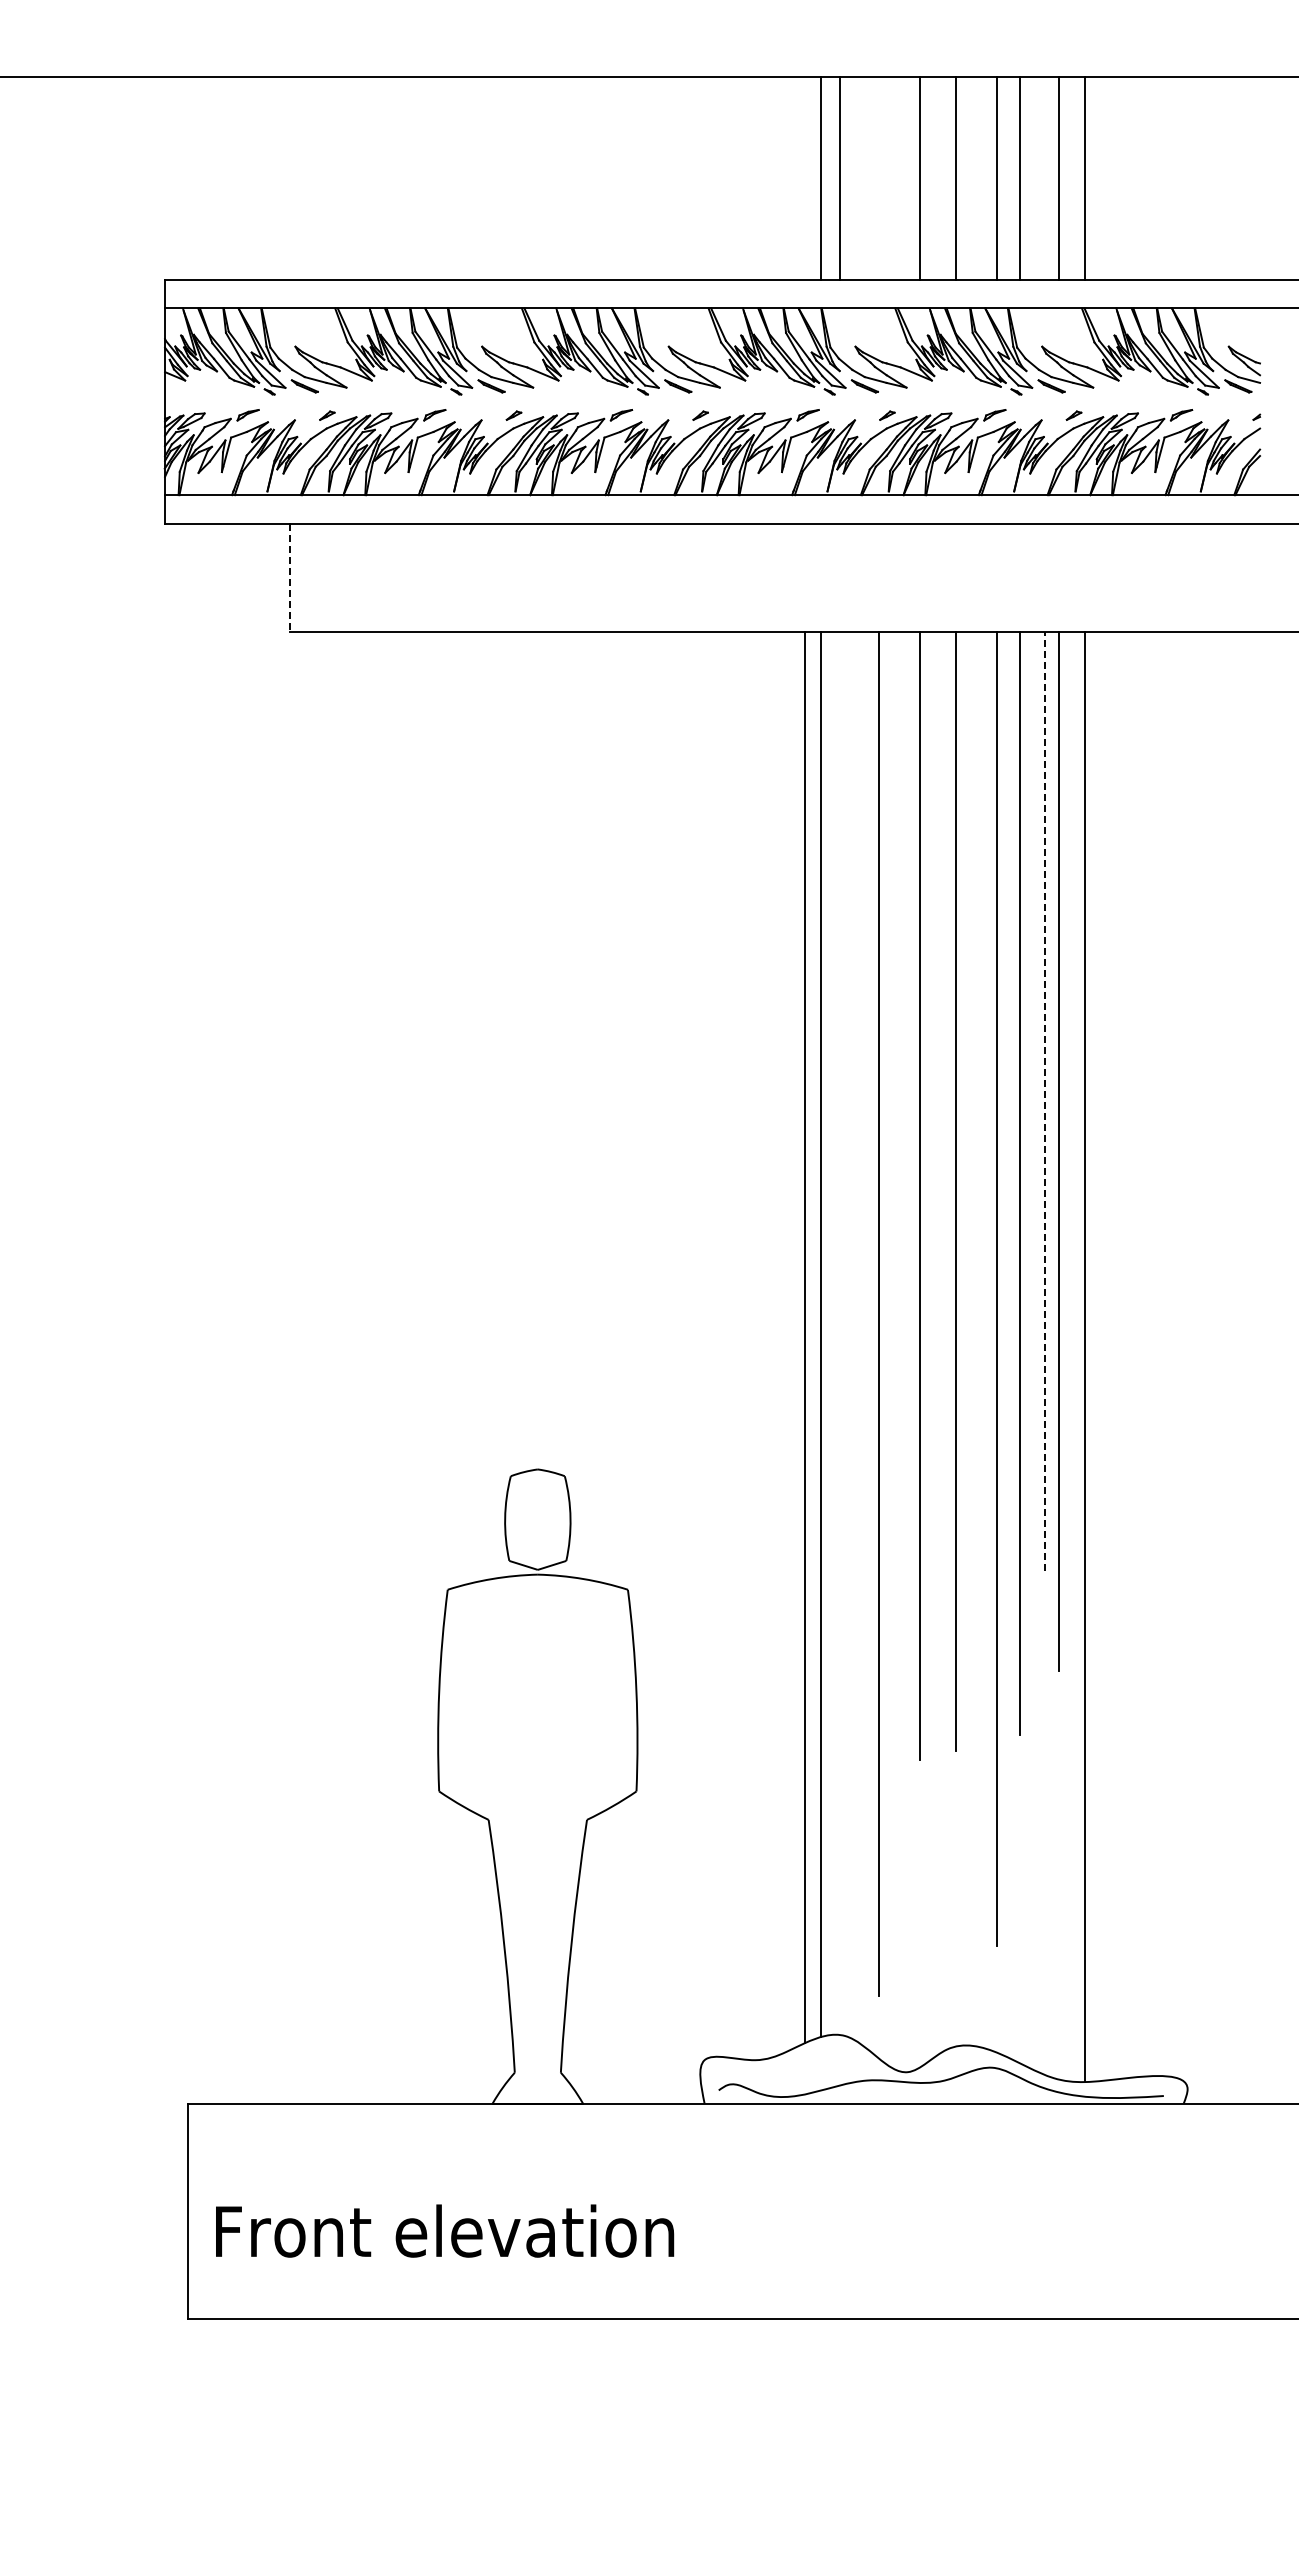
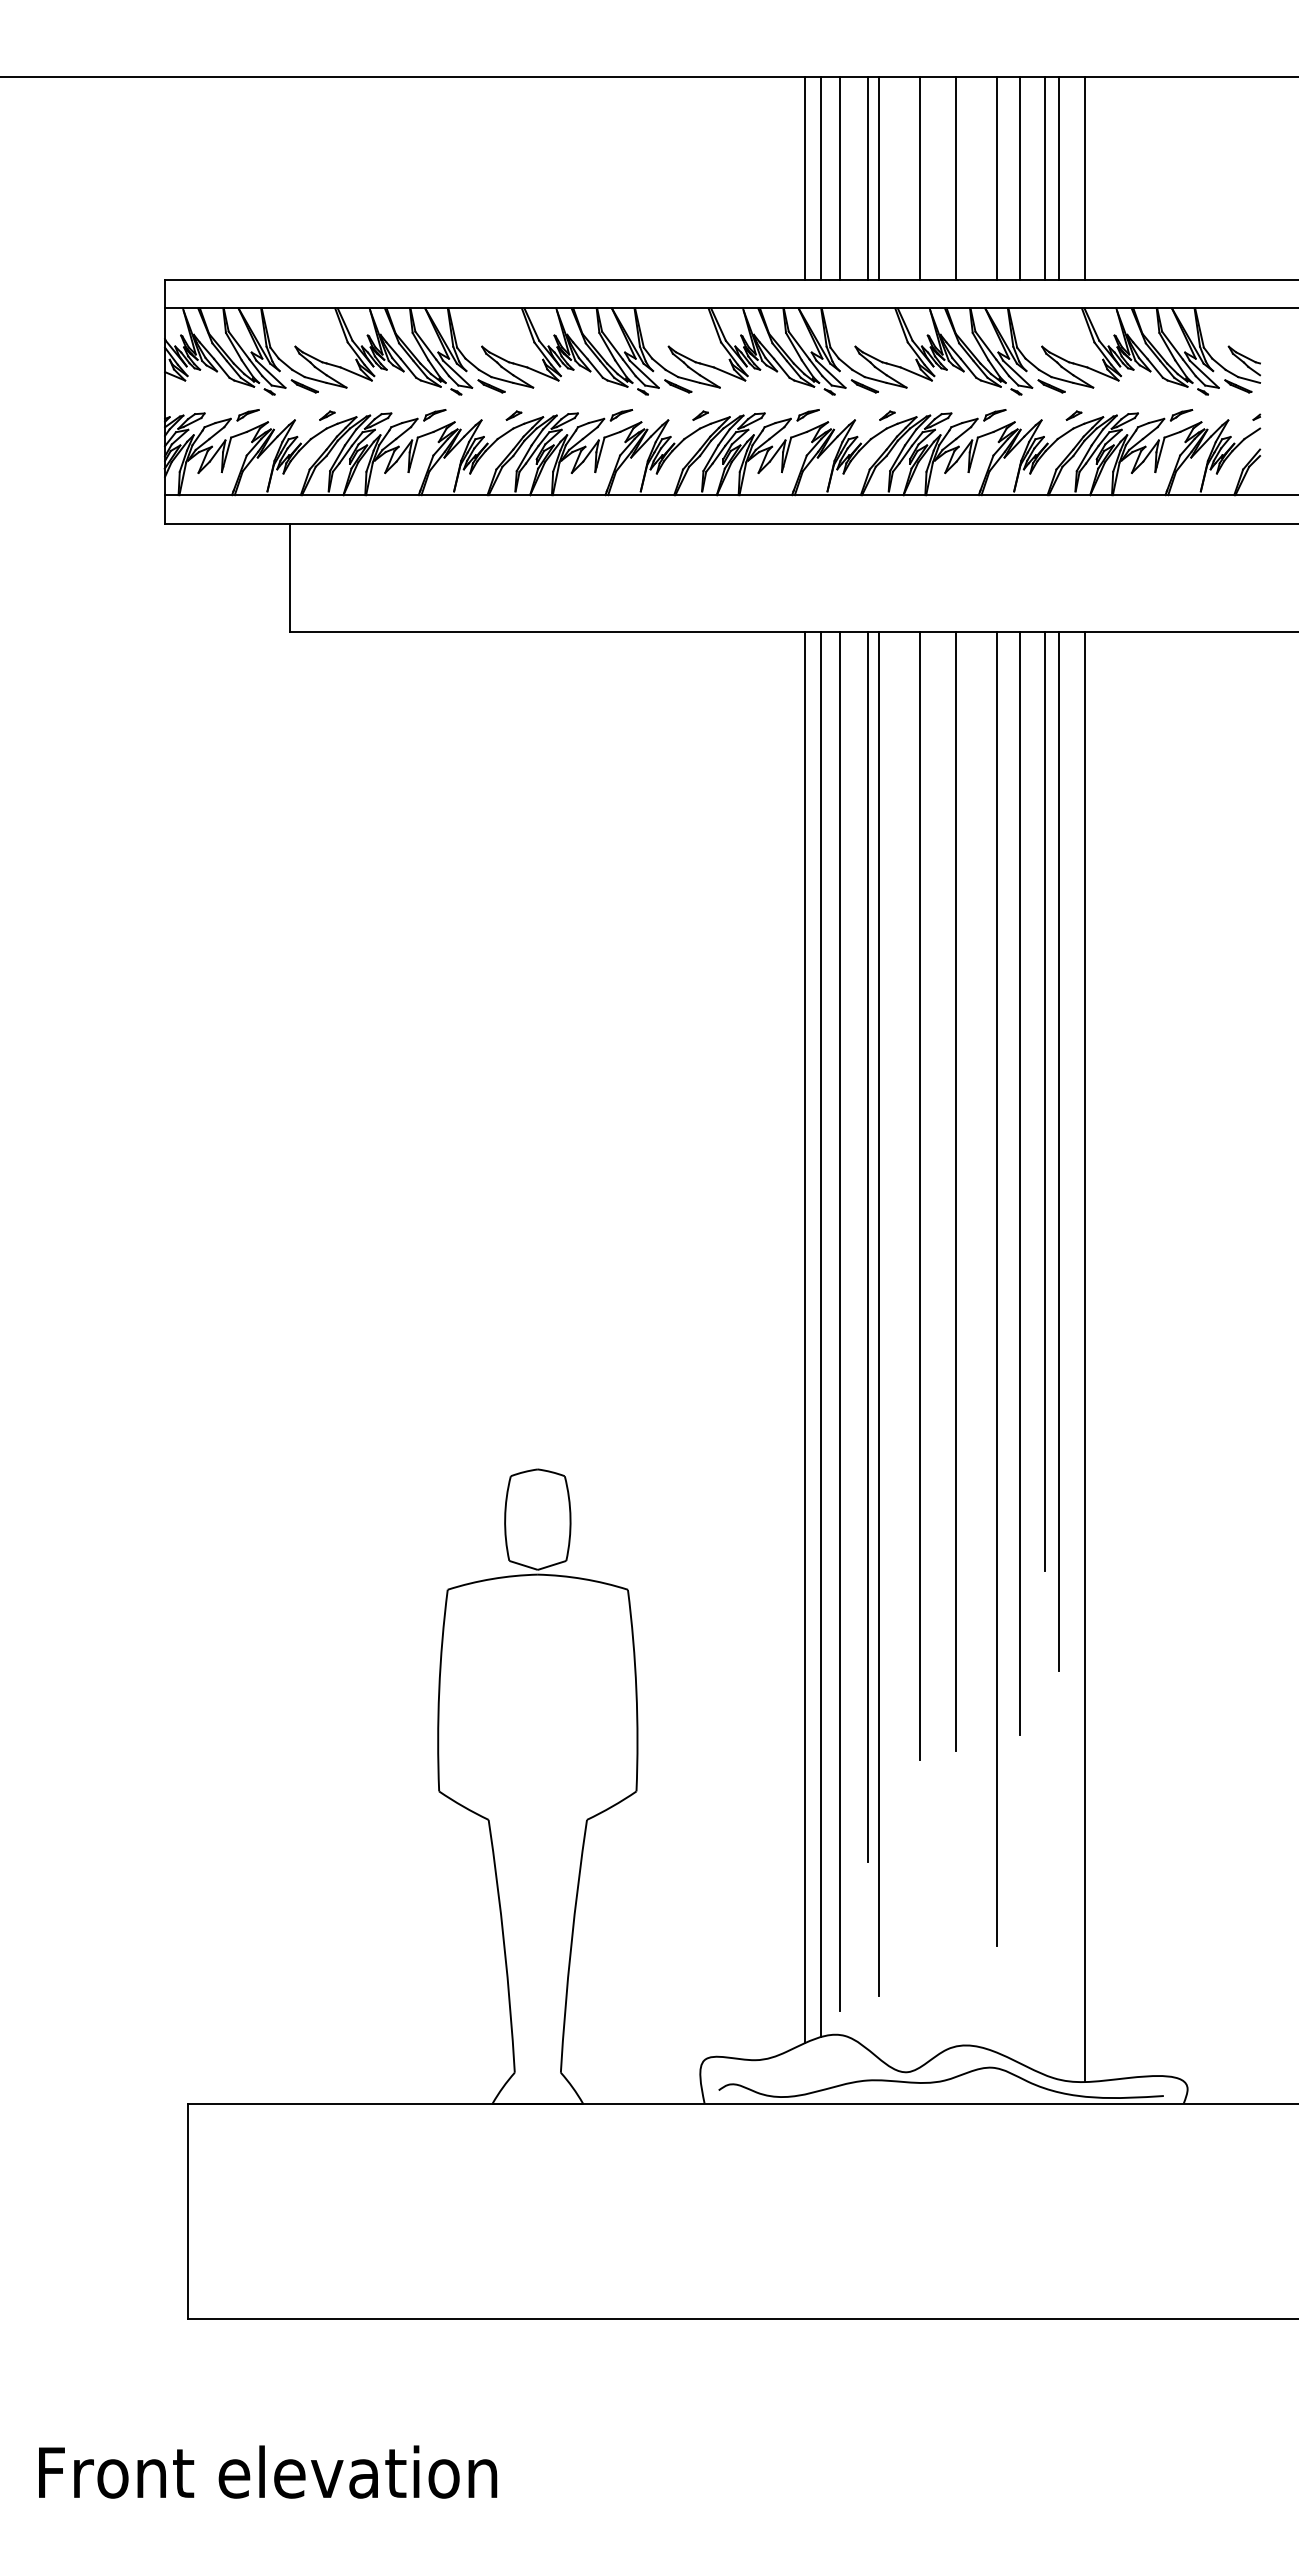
line: none -> present (804, 178)
line: none -> present (867, 178)
line: none -> present (879, 178)
line: none -> present (1045, 178)
line: dashed -> solid (289, 577)
line: dashed -> solid (1045, 1101)
line: none -> present (867, 1246)
line: none -> present (840, 1321)
text position: (445, 2230) -> (268, 2471) (268, 2471)
